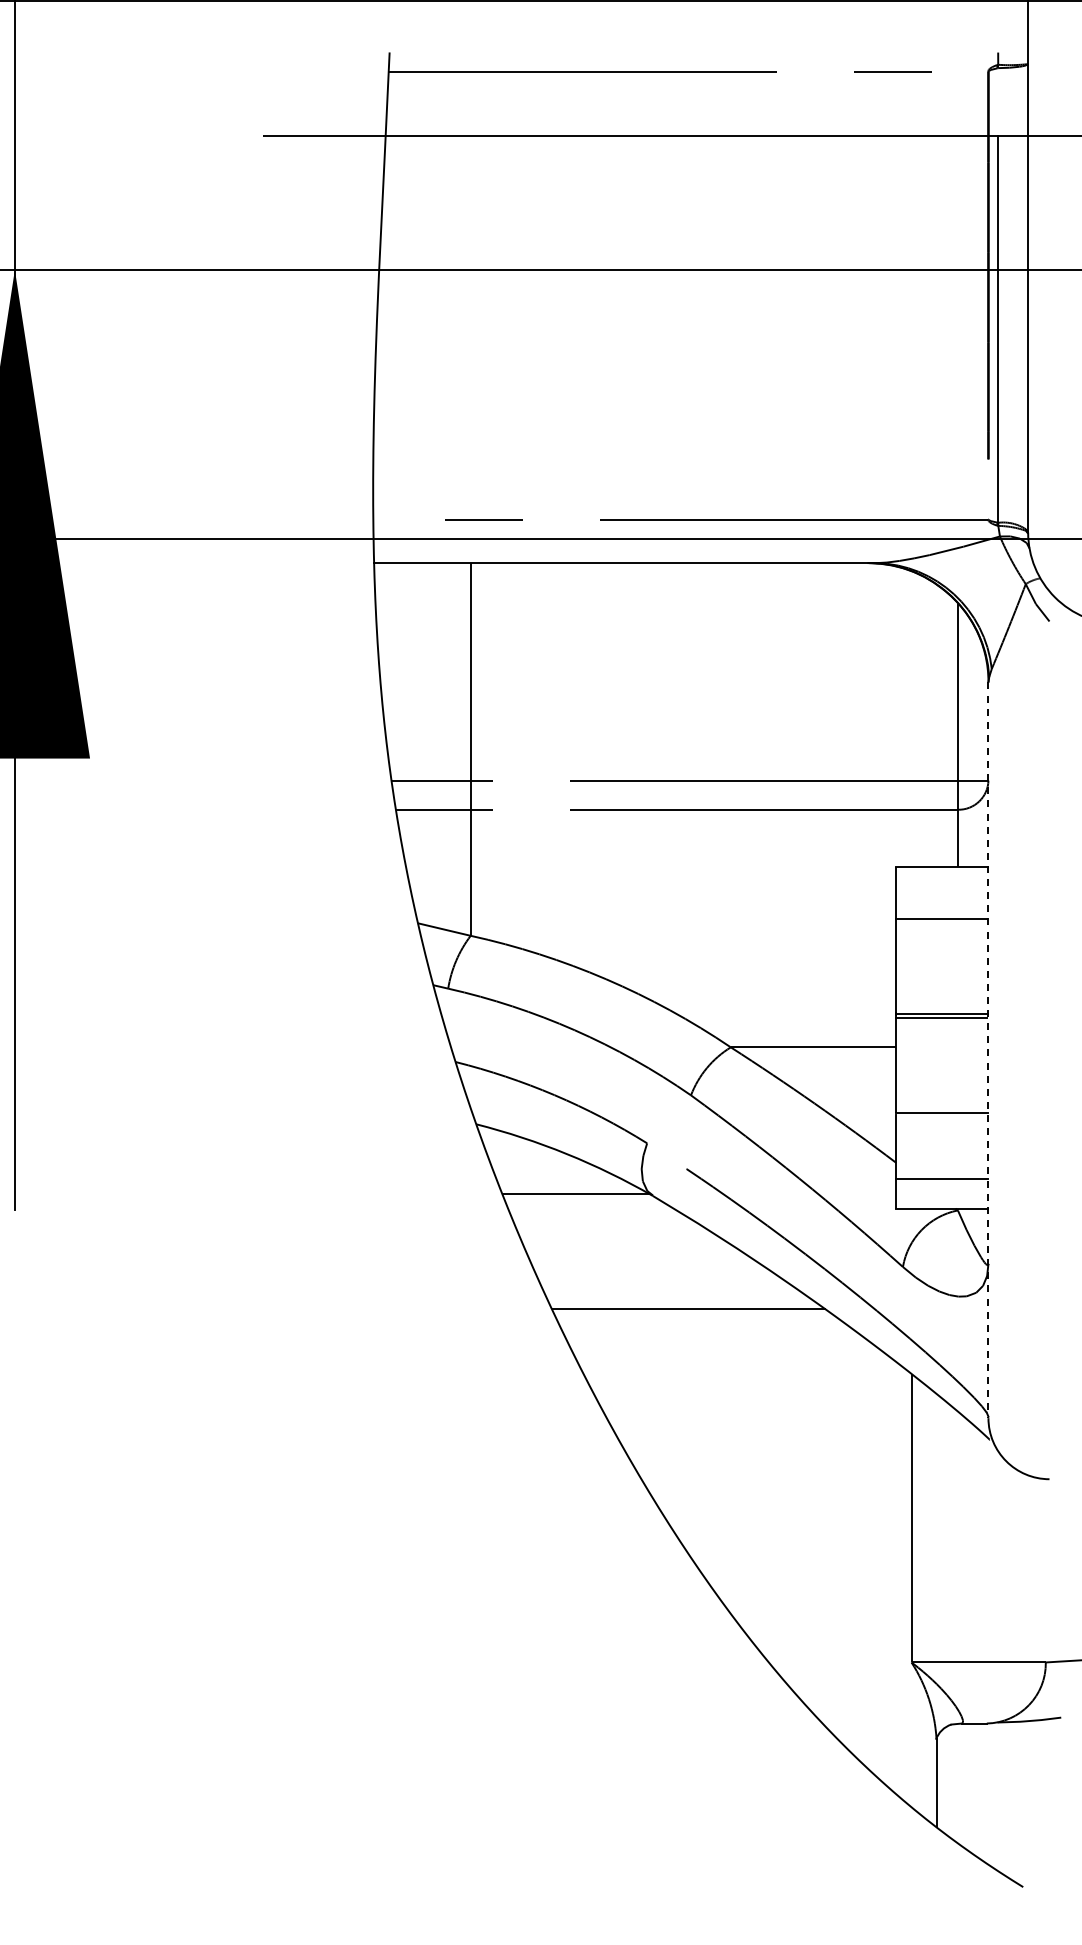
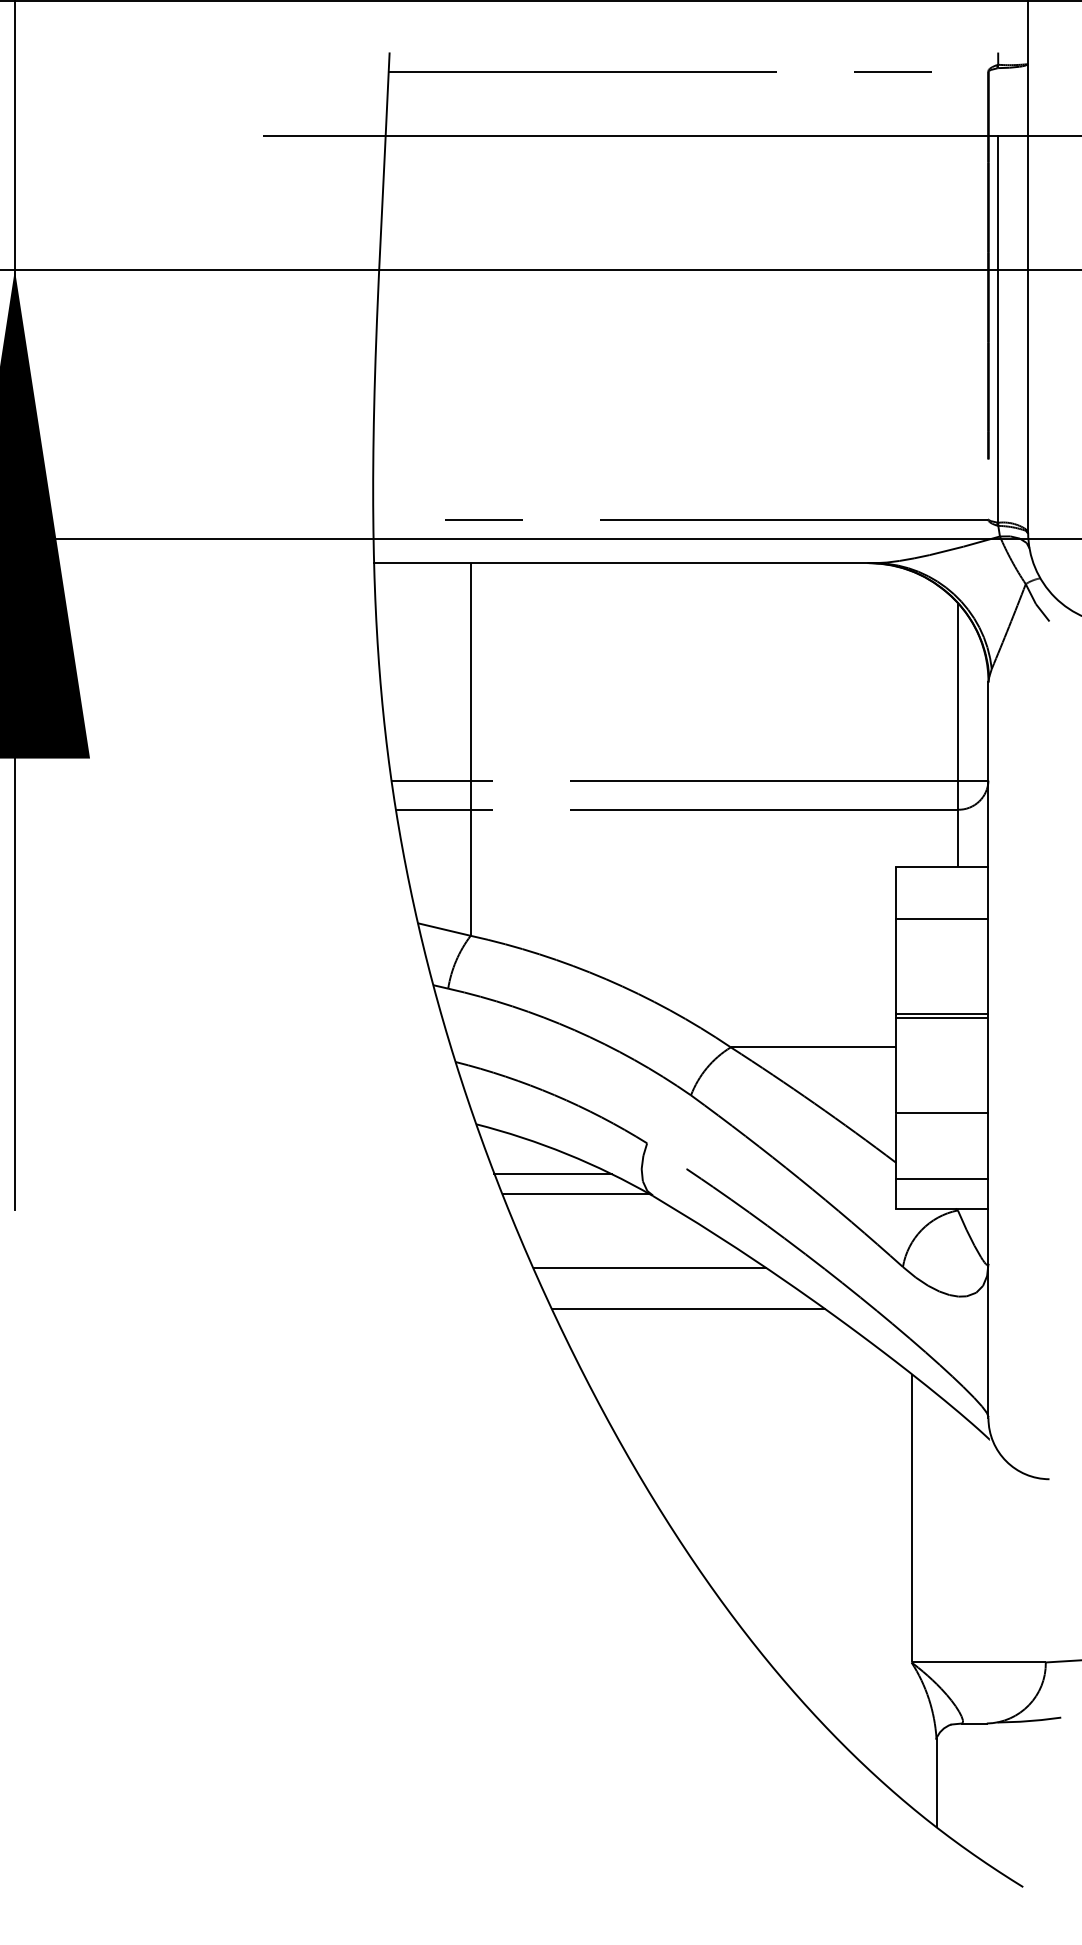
line: dashed -> solid (988, 1050)
line: none -> present (553, 1173)
line: none -> present (650, 1268)
